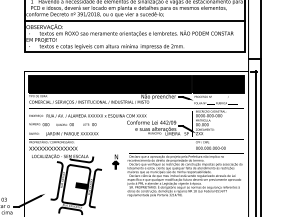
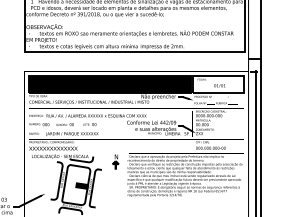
line: present -> none (134, 21)
fill: present -> none (218, 84)
